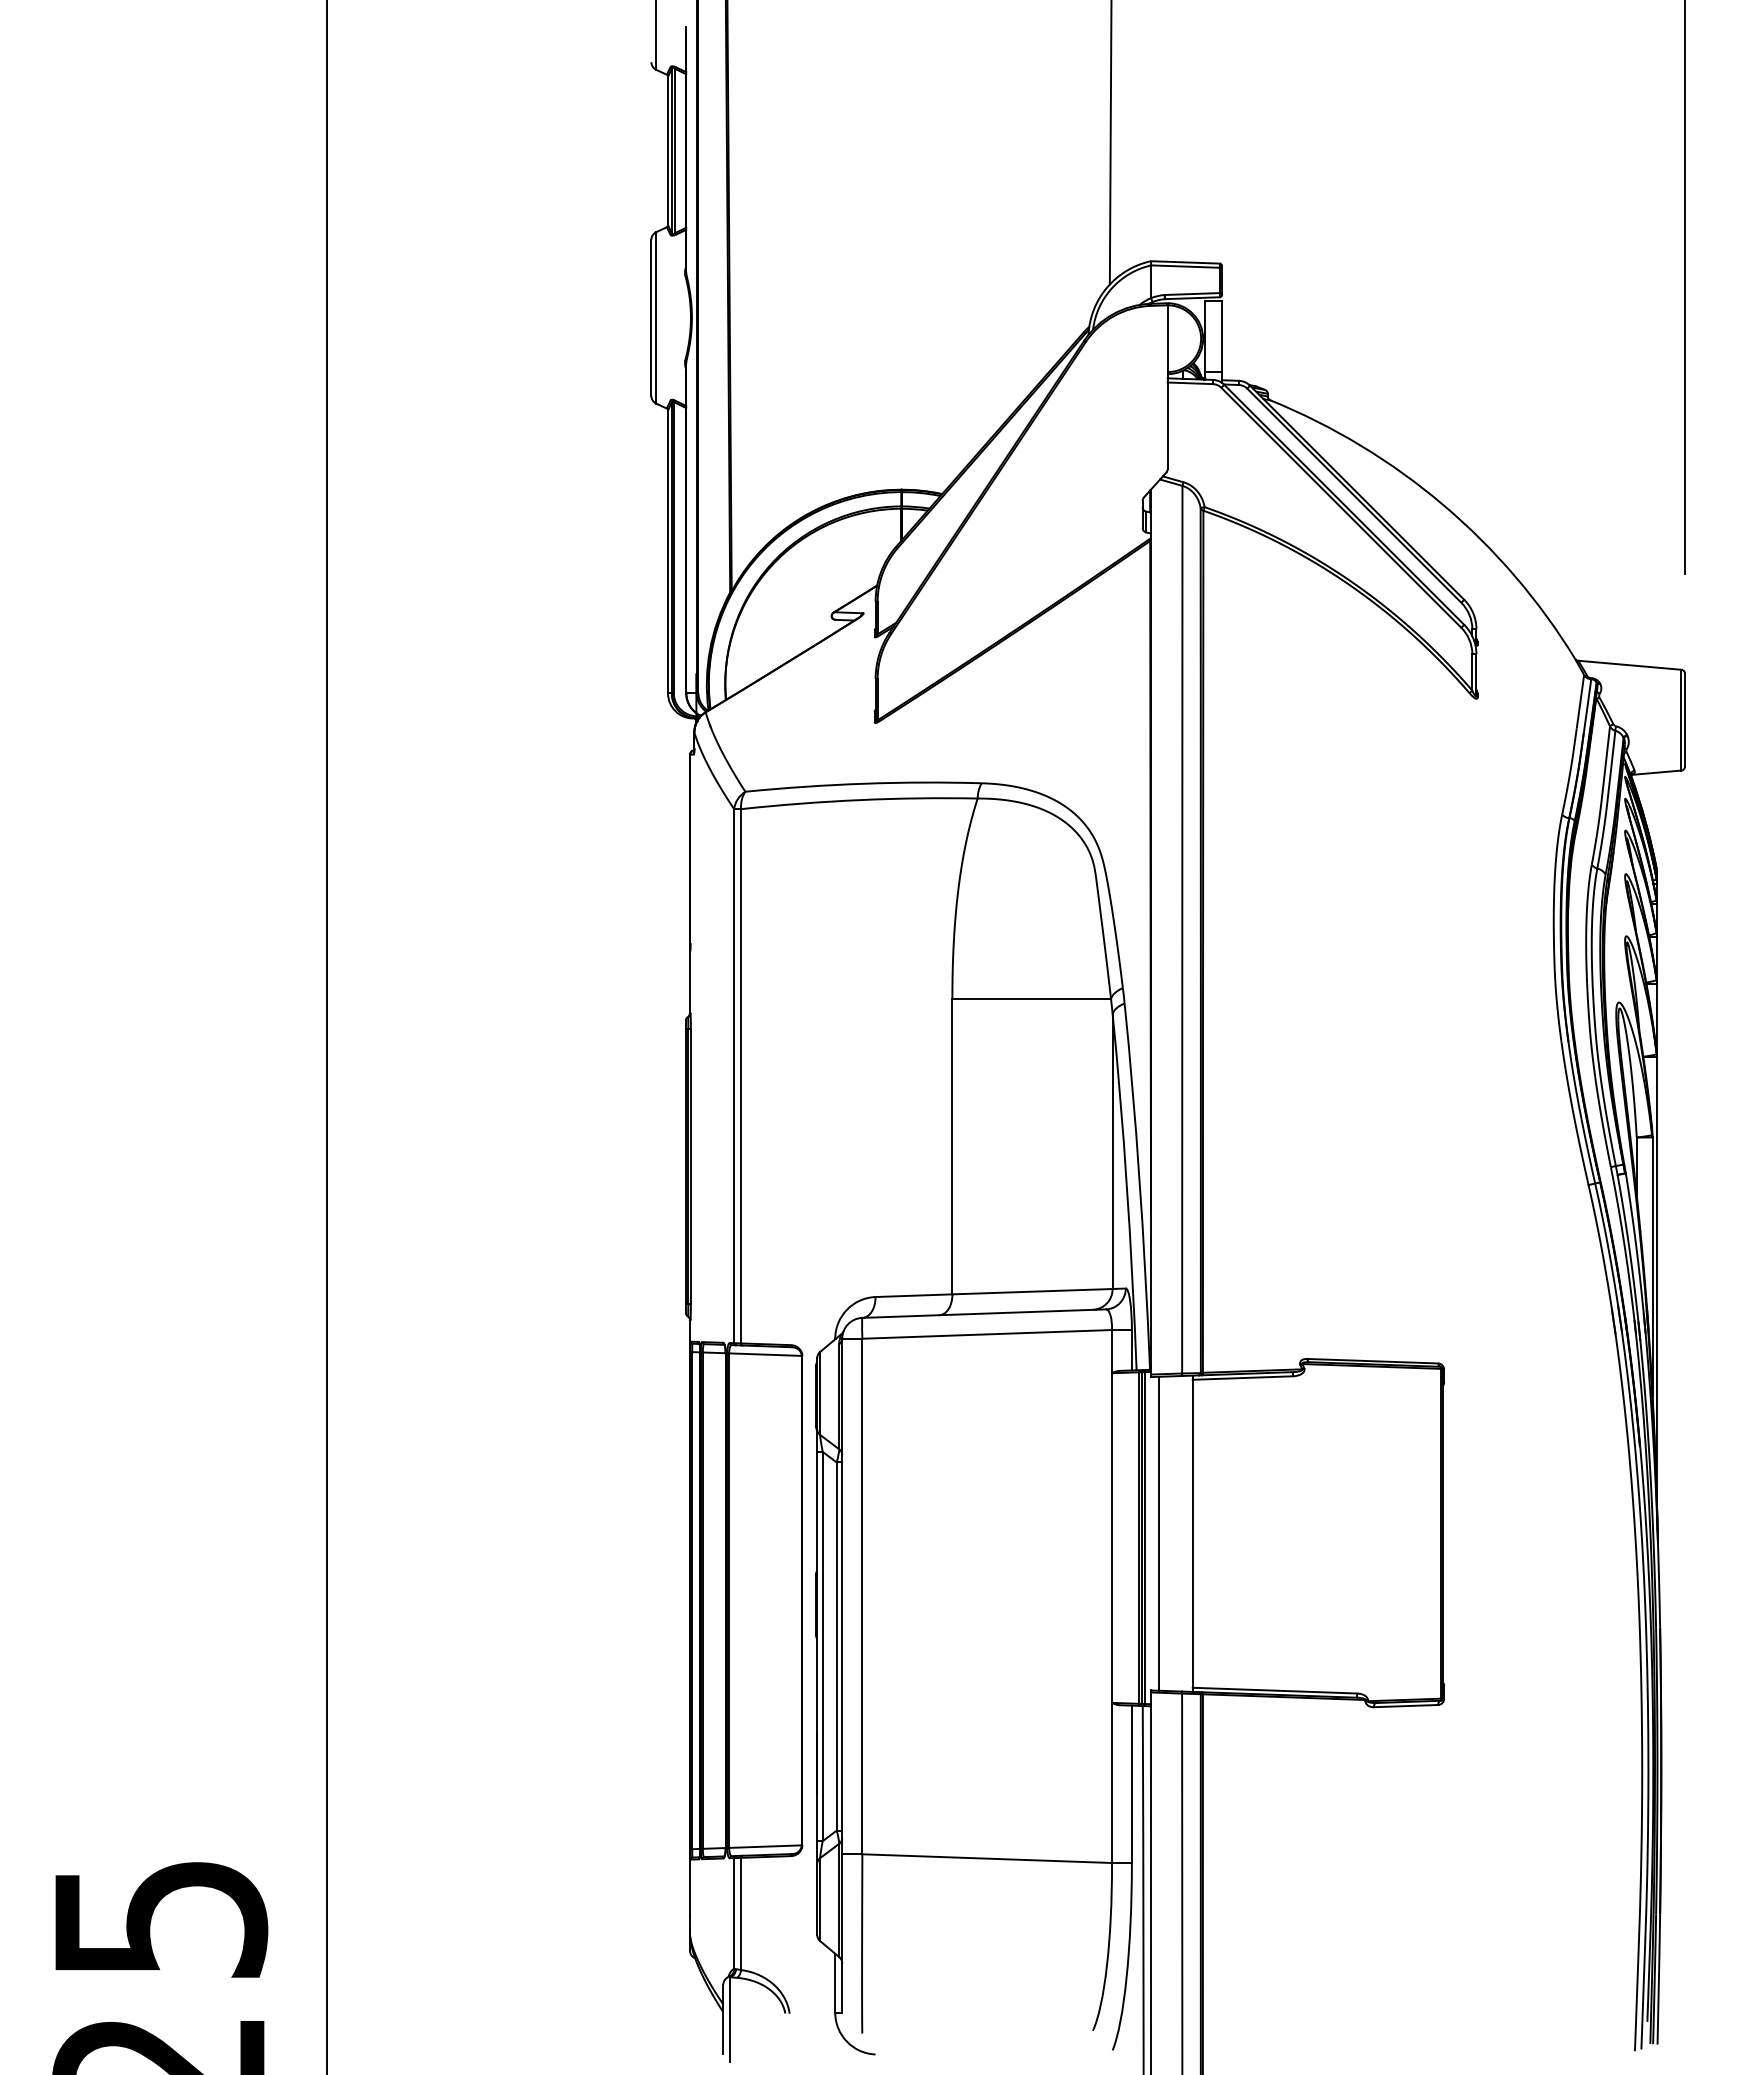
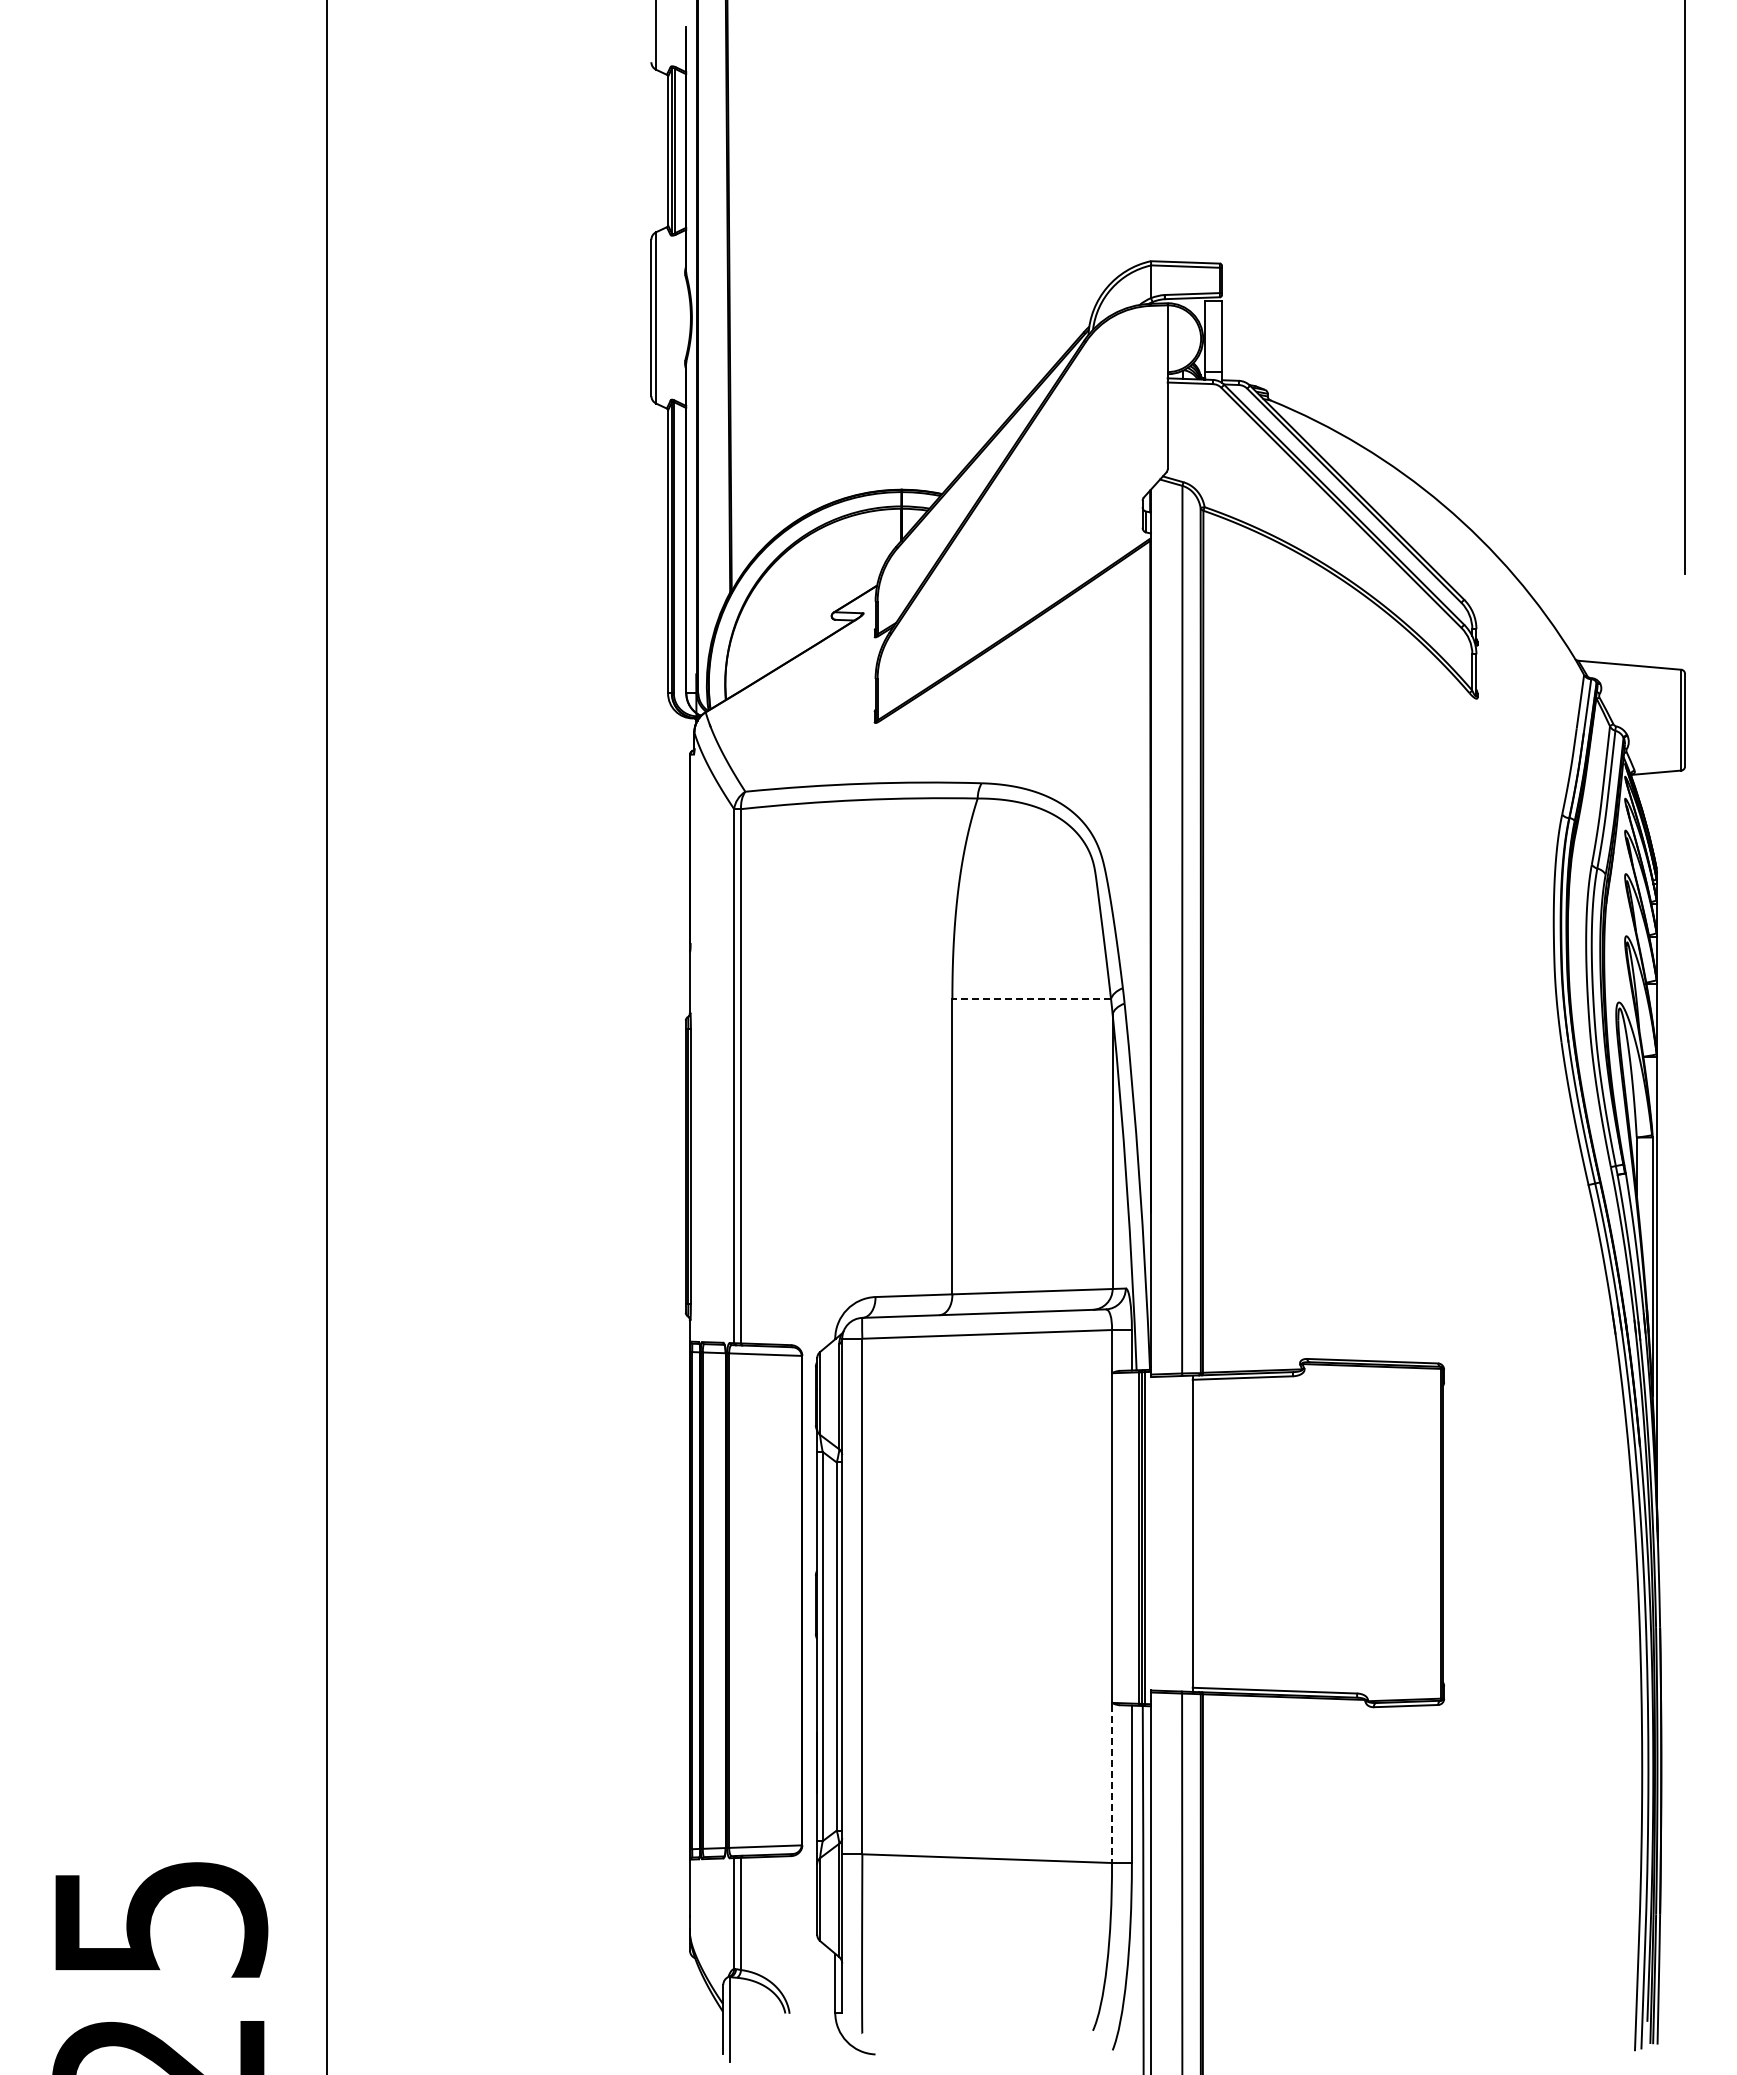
line: present -> none (1110, 143)
line: solid -> dashed (1031, 999)
line: present -> none (1159, 1533)
line: solid -> dashed (1111, 1784)
